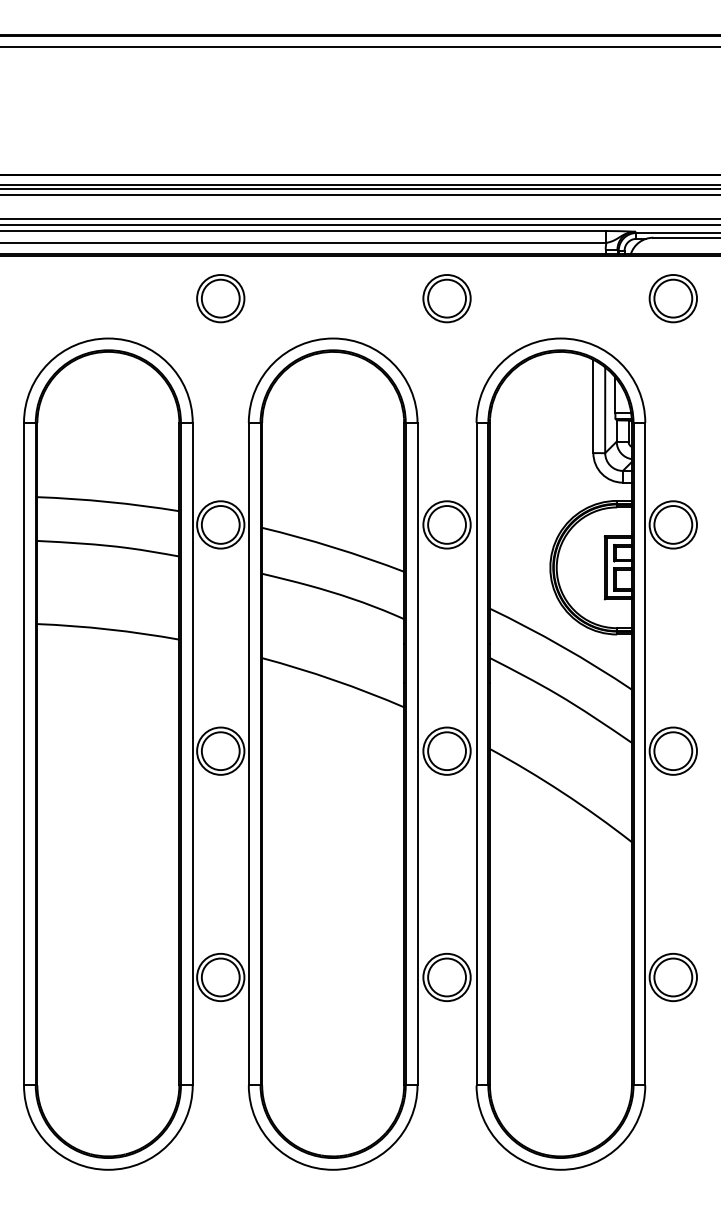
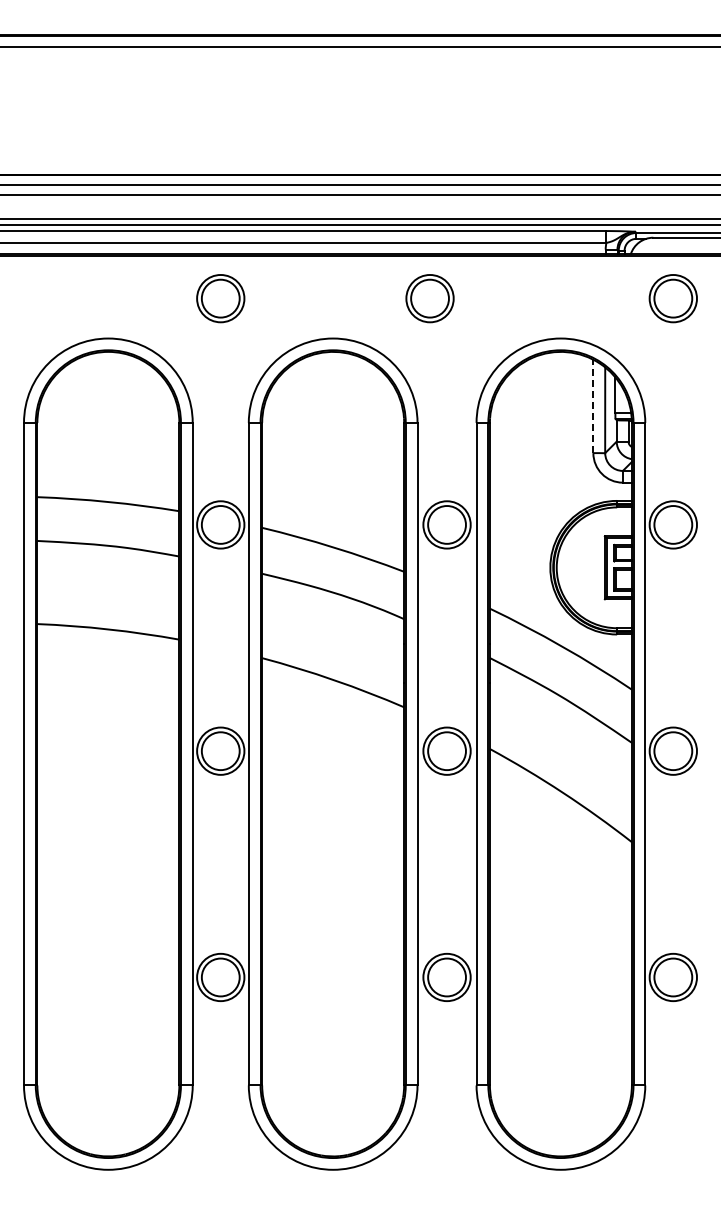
line: present -> none (359, 189)
part position: (446, 298) -> (429, 298) (429, 298)
line: solid -> dashed (593, 406)
